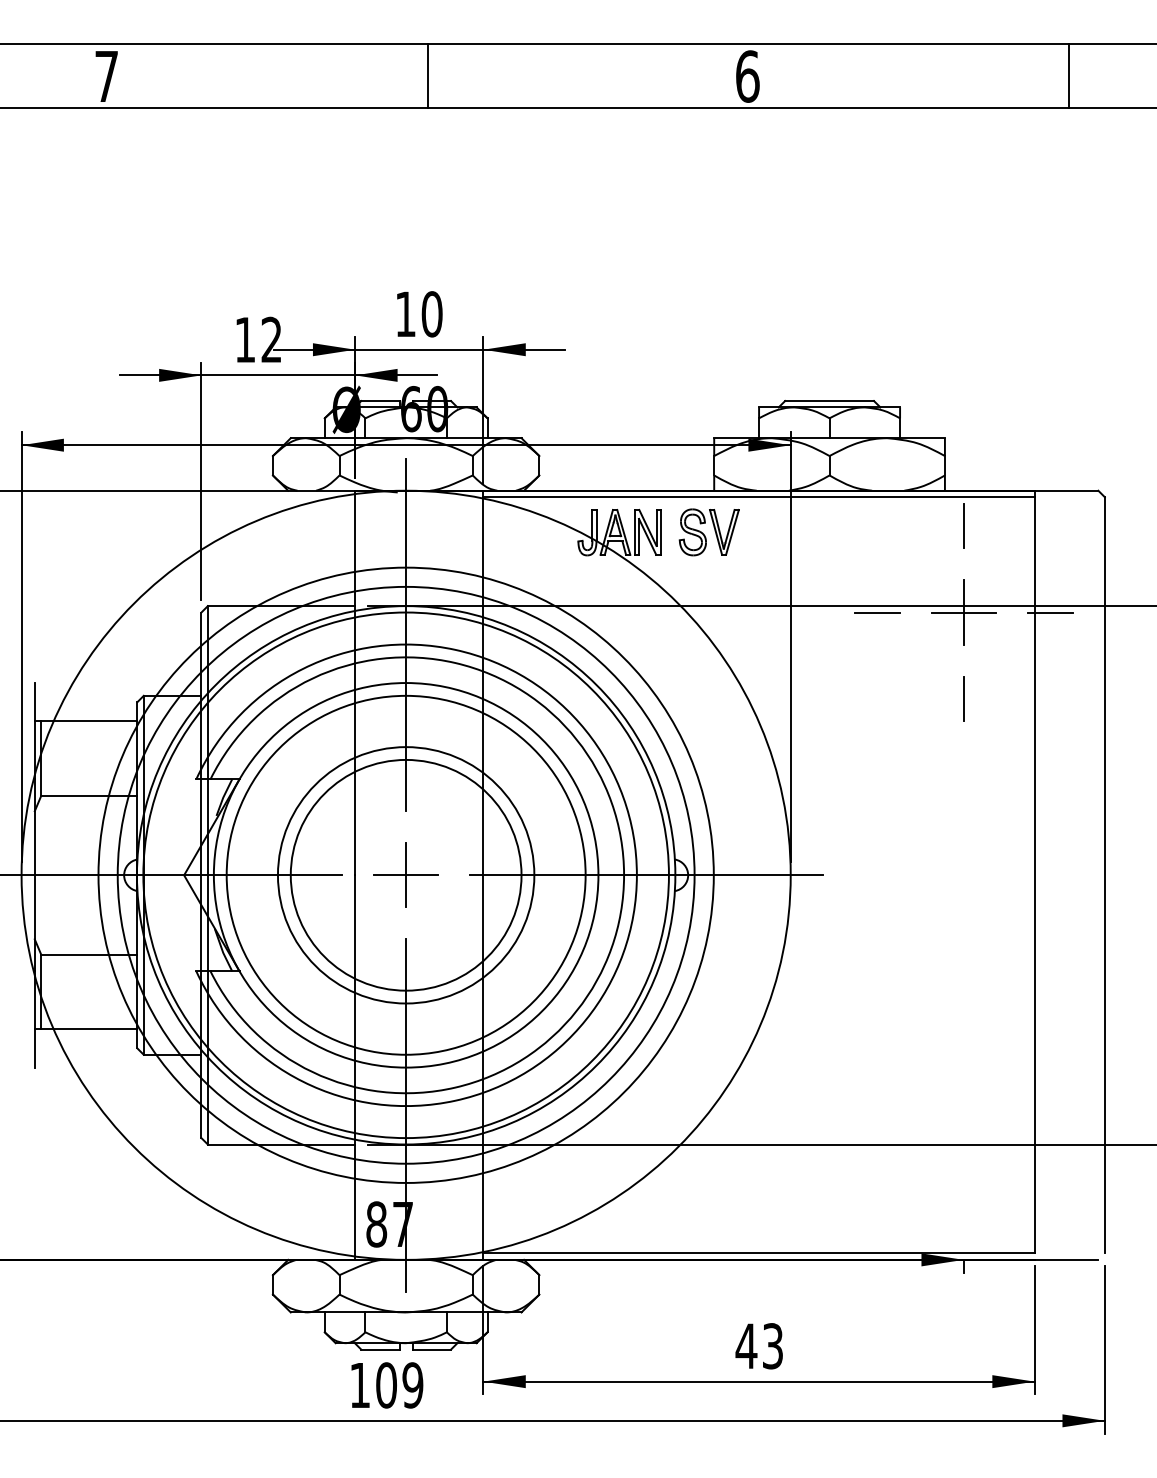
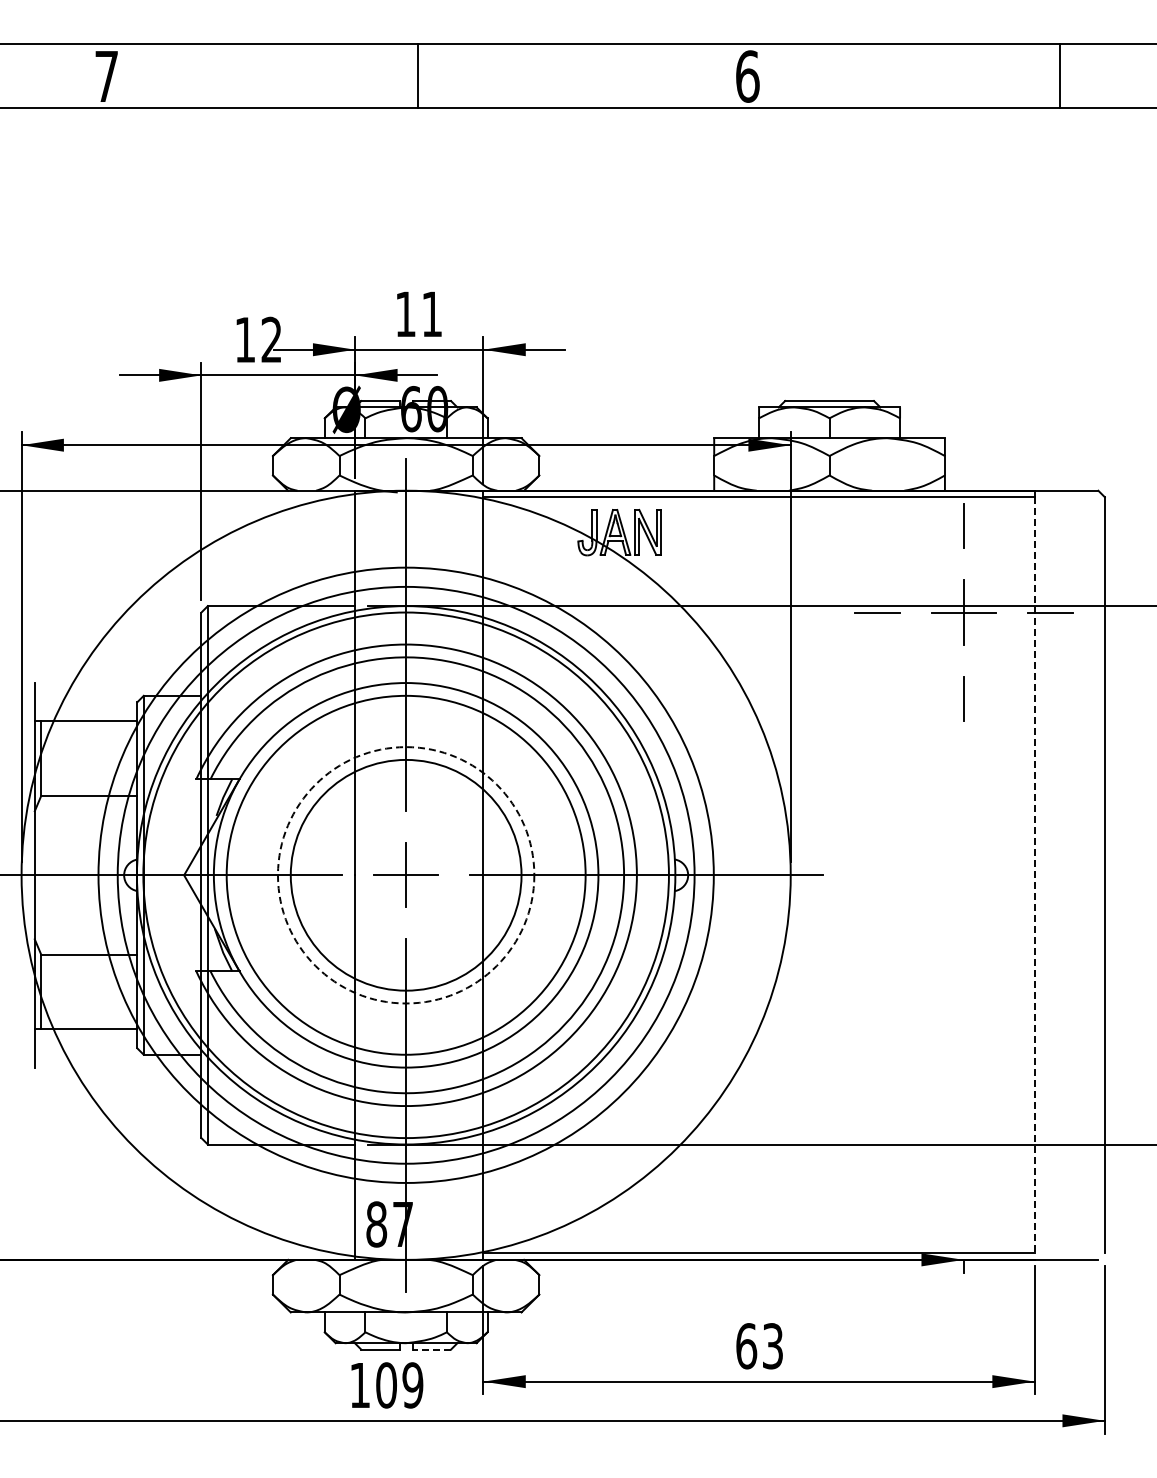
line position: (427, 76) -> (417, 76) (417, 76)
line position: (1068, 76) -> (1059, 76) (1059, 76)
text: 10 -> 11 (431, 314)
part: present -> none (708, 532)
circle: solid -> dashed (405, 875)
line: solid -> dashed (1034, 875)
text: 43 -> 63 (746, 1346)
line: solid -> dashed (431, 1349)
